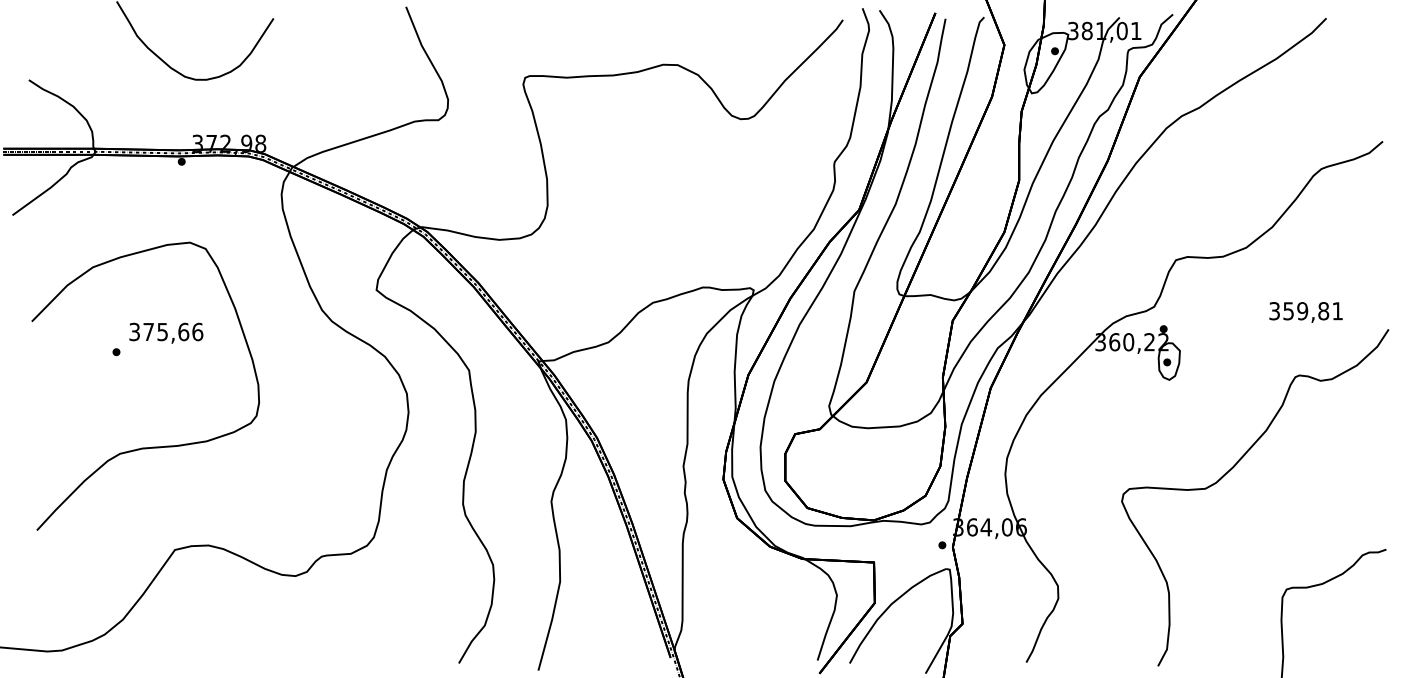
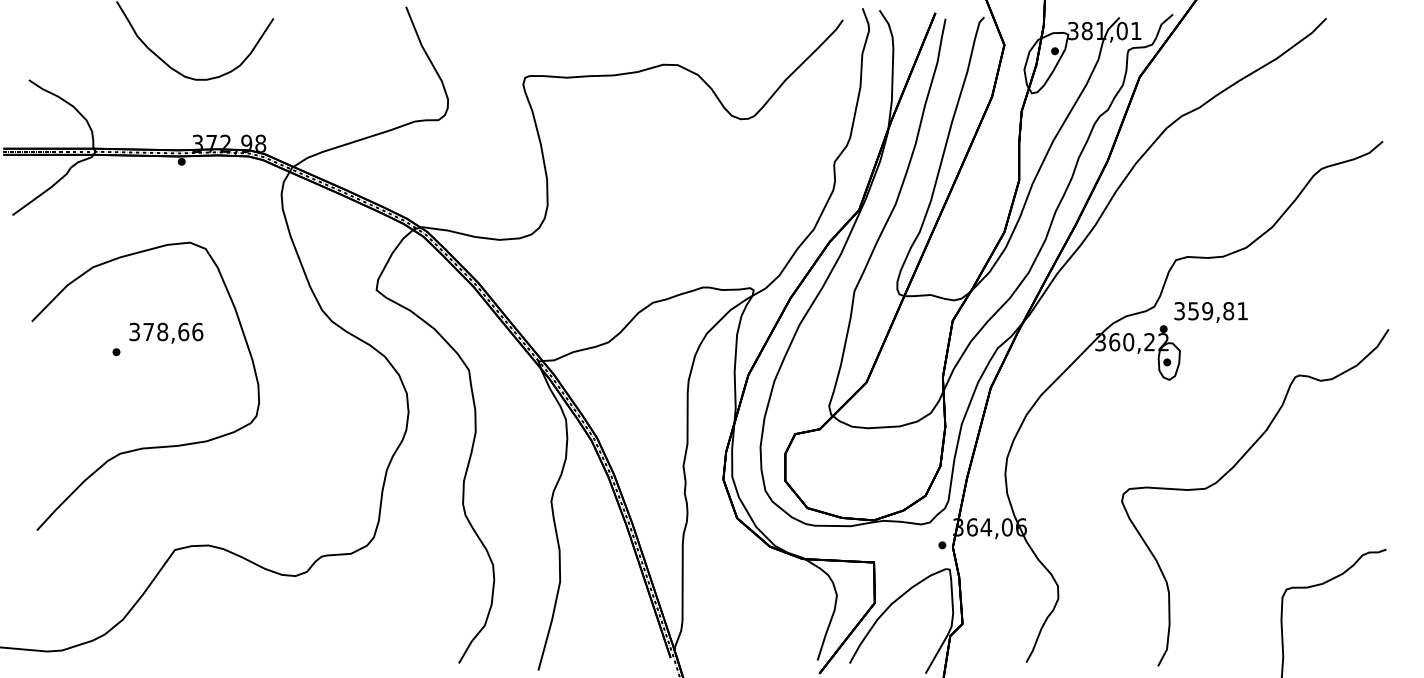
text position: (1305, 312) -> (1210, 312) (1210, 312)
text: 375,66 -> 378,66 (162, 331)
